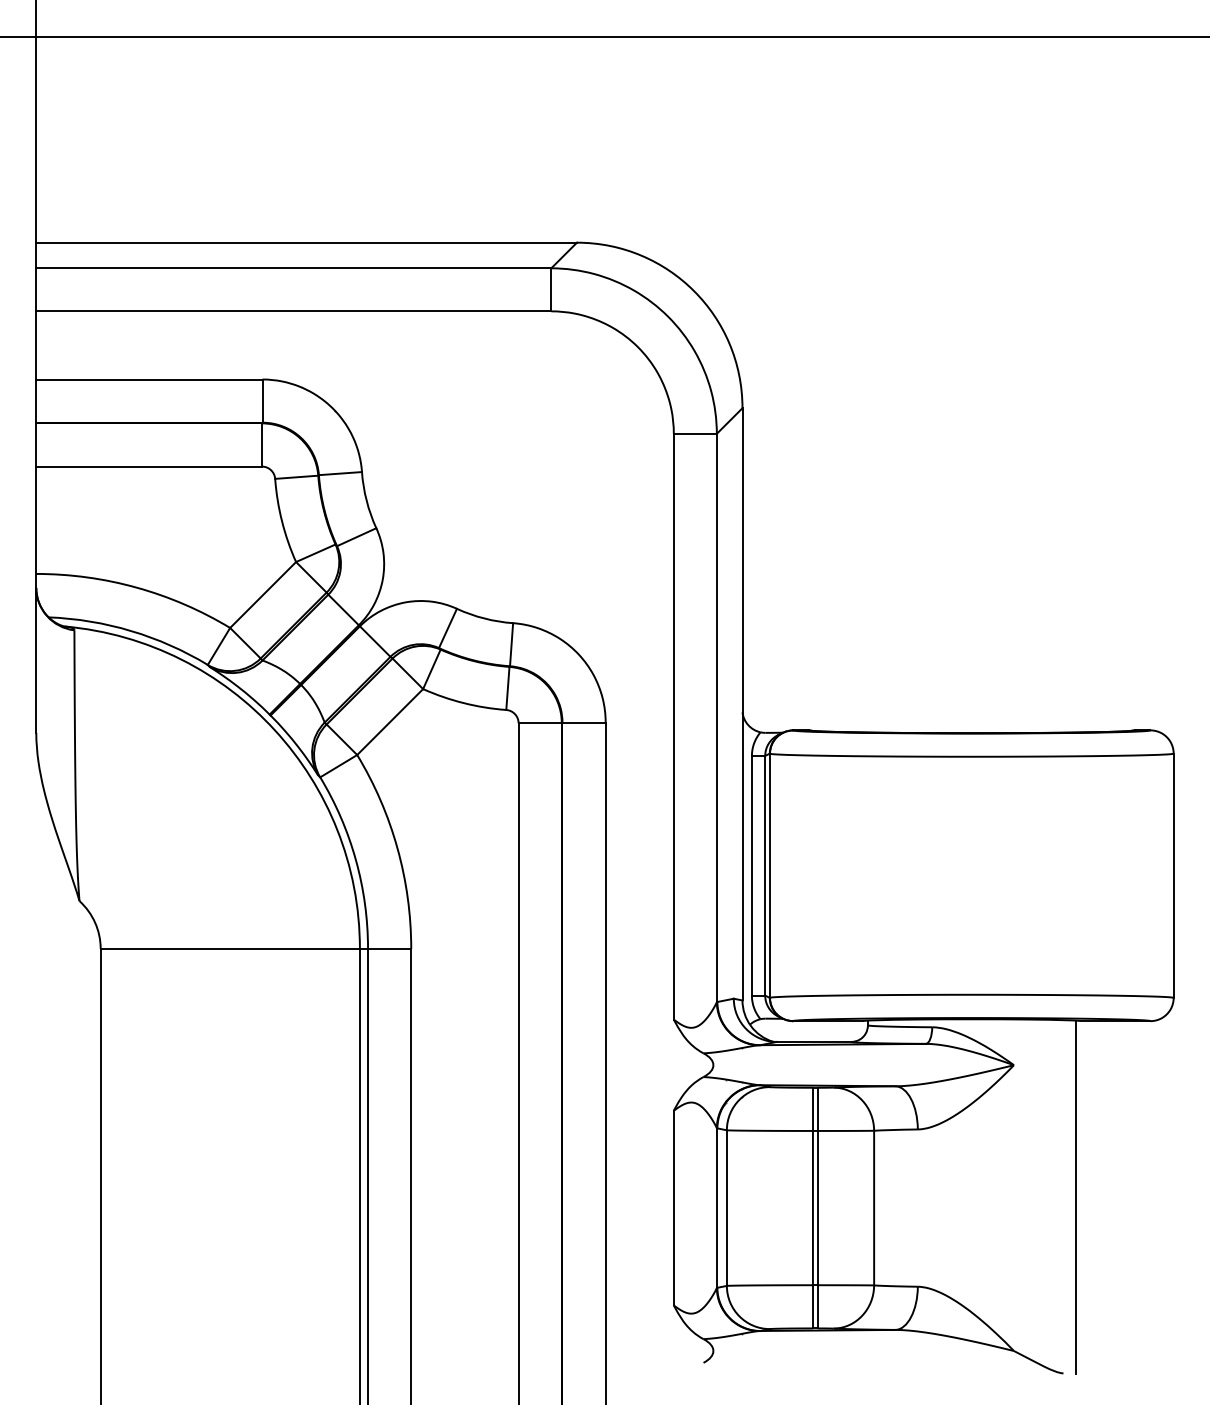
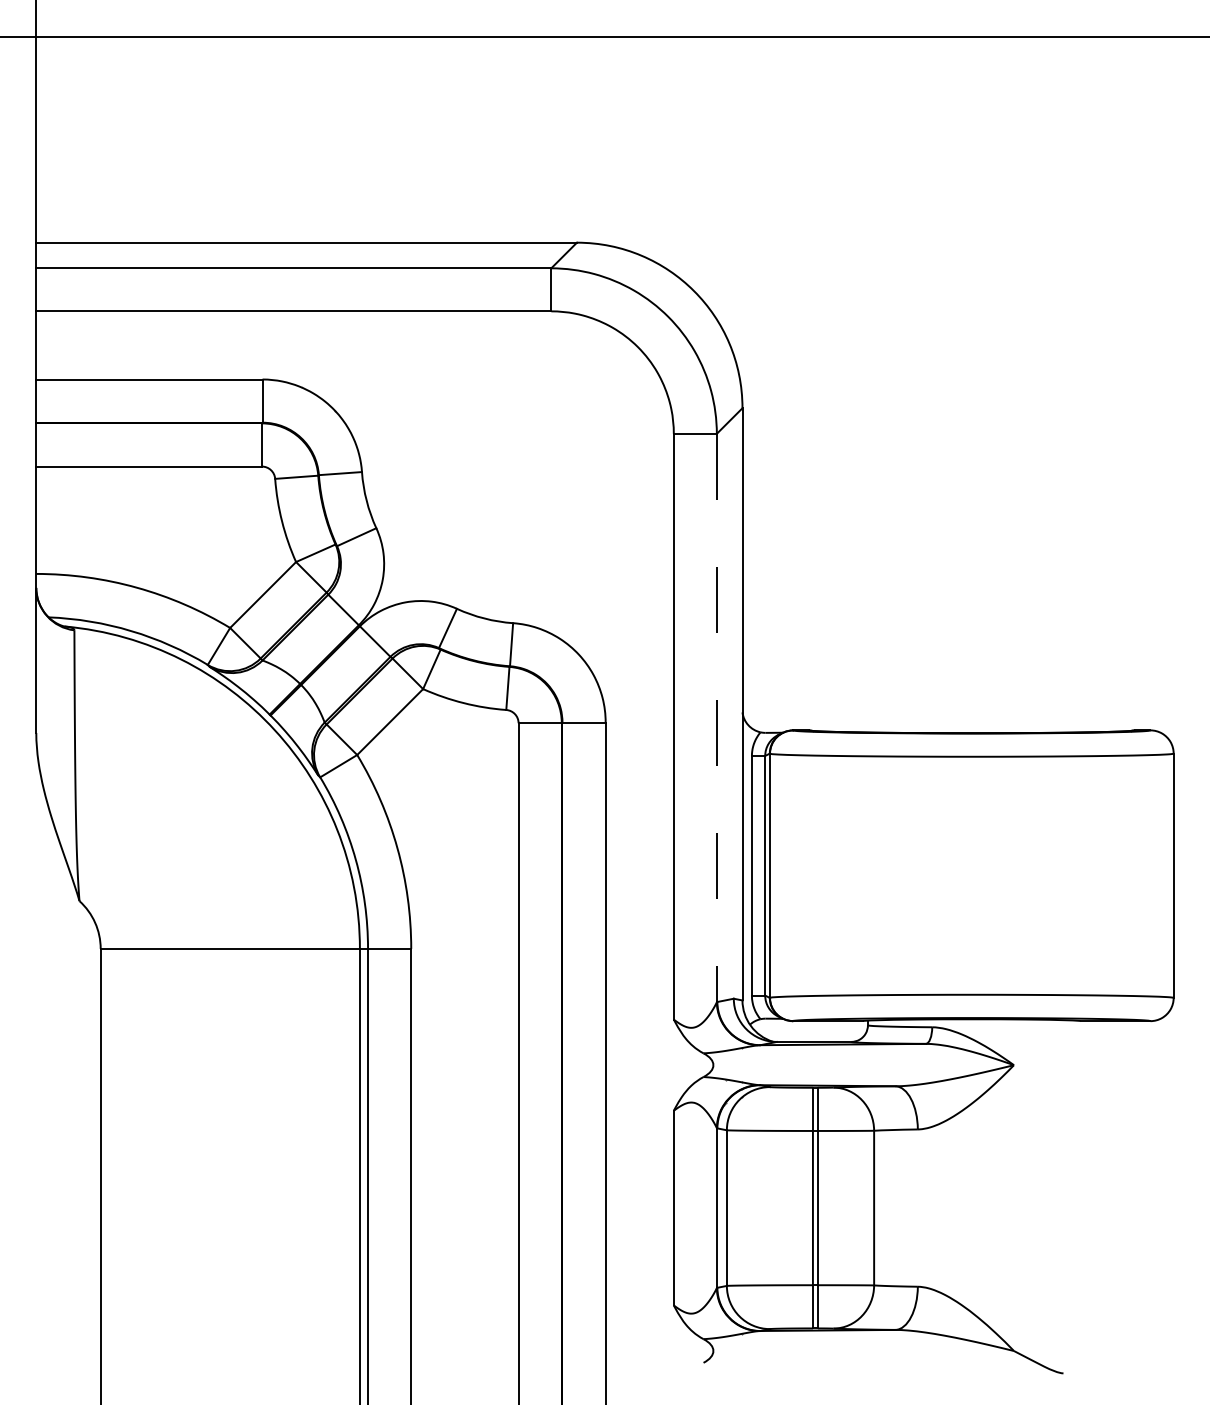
line: solid -> dashed (716, 718)
line: present -> none (1075, 1197)
